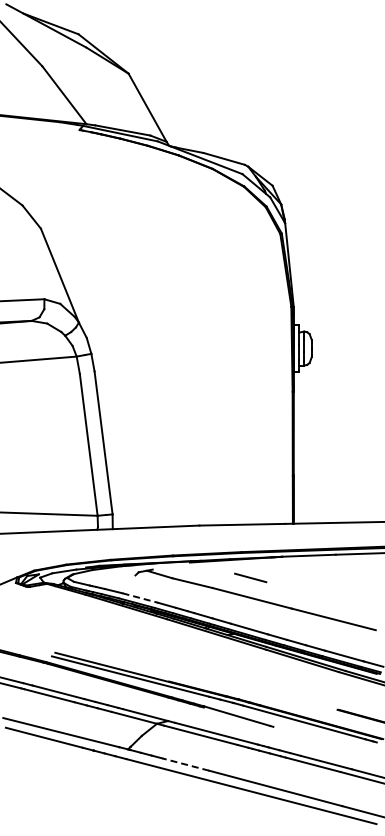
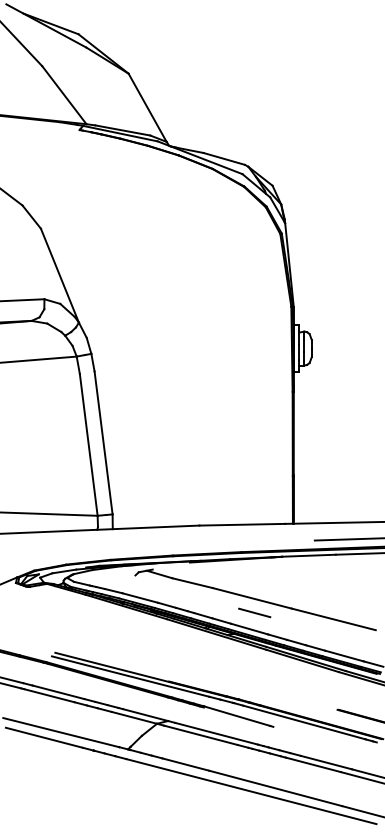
line: none -> present (347, 539)
line position: (250, 577) -> (254, 612) (254, 612)
line: dashed -> solid (140, 598)
line: dashed -> solid (185, 764)
